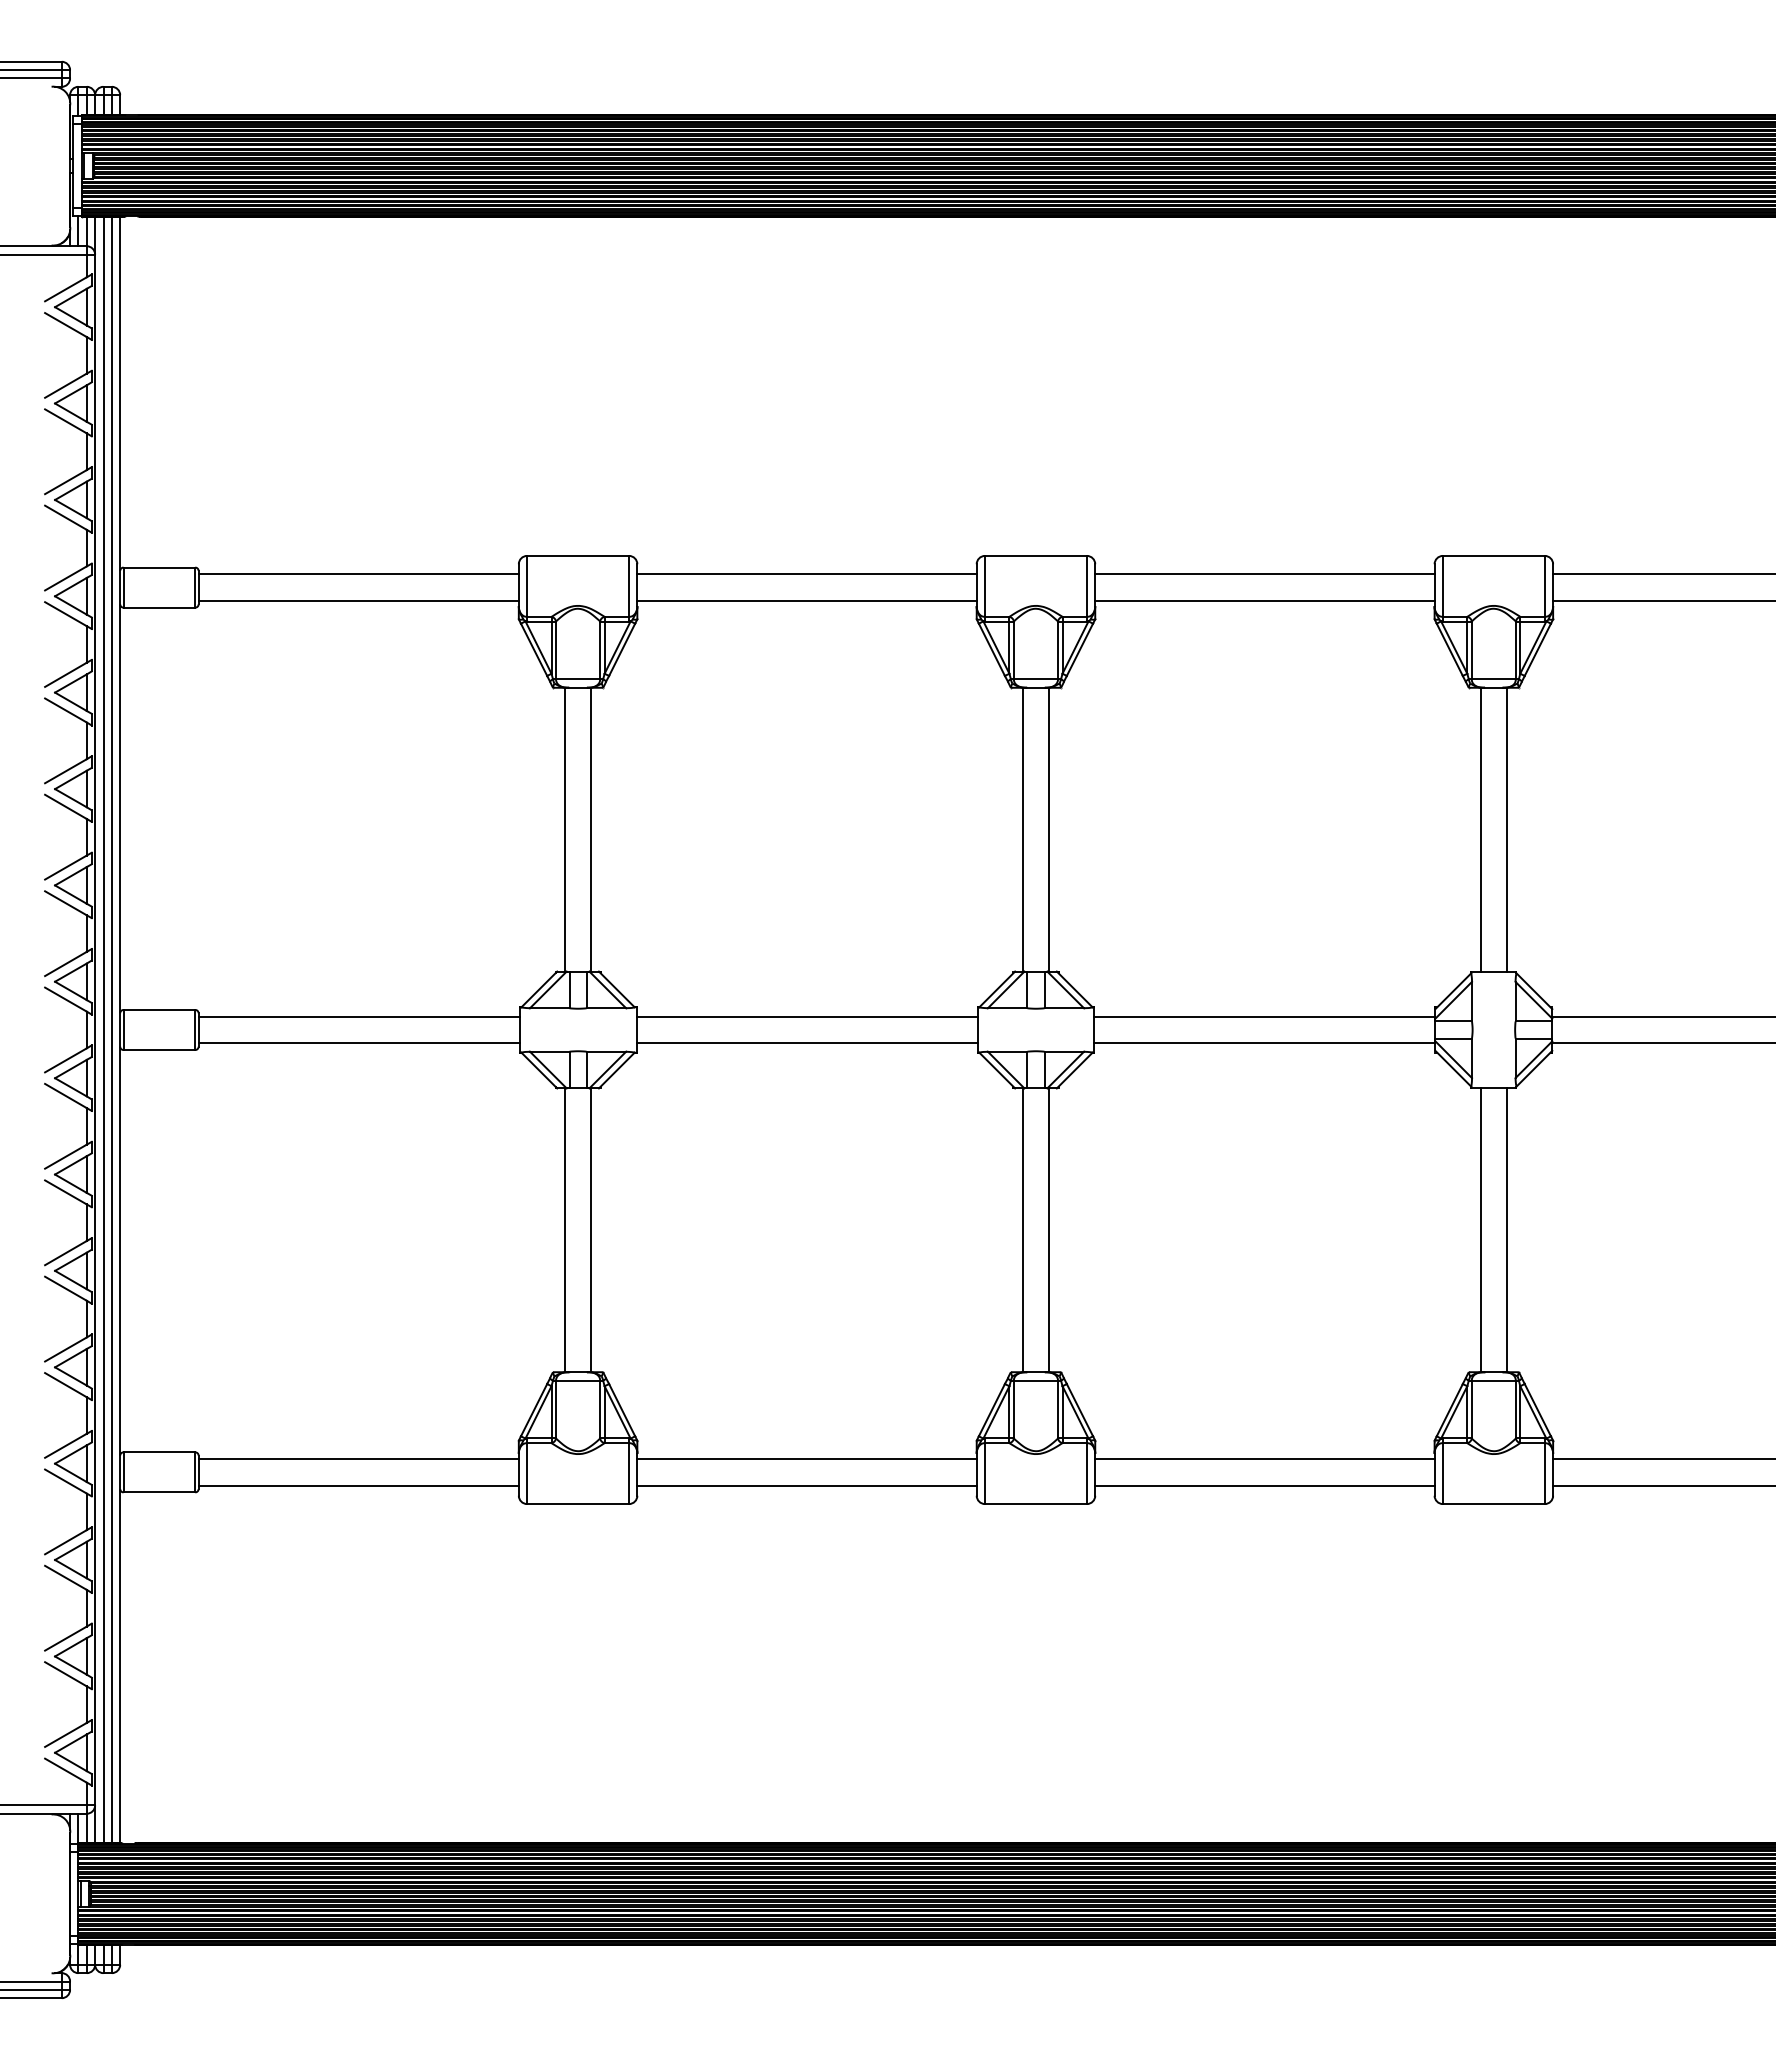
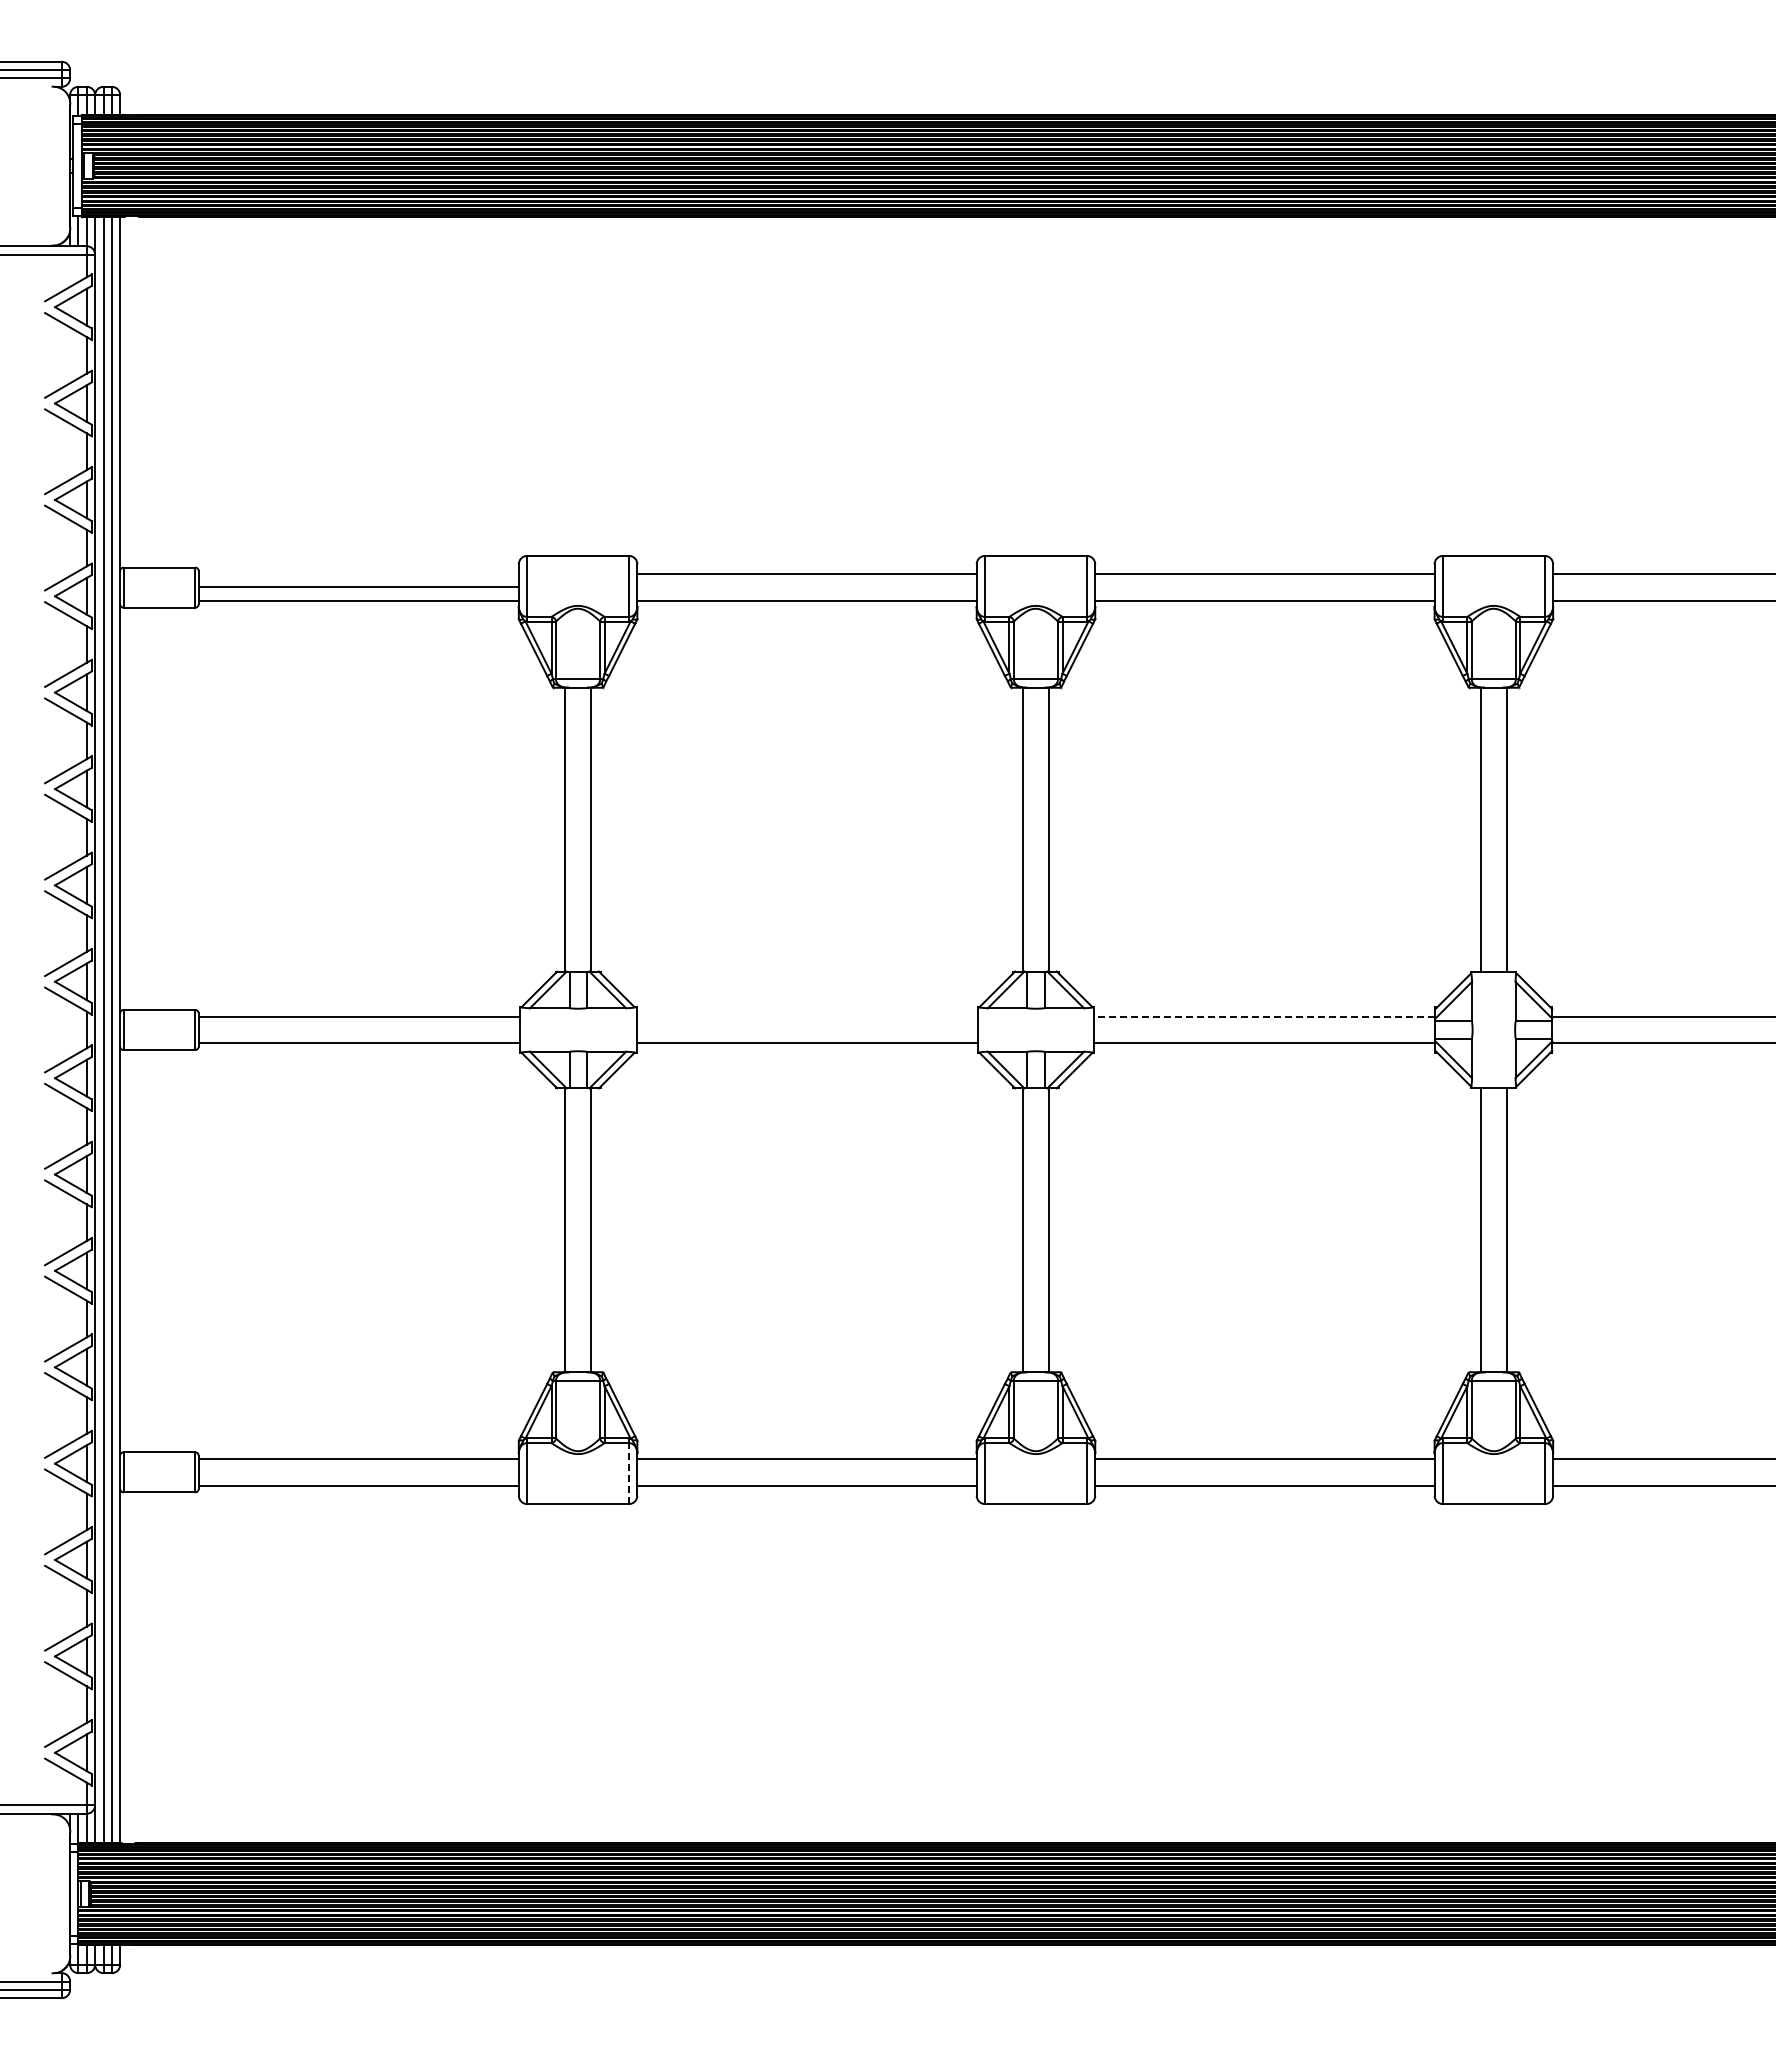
line position: (358, 574) -> (358, 587) (358, 587)
line: present -> none (806, 1016)
line: solid -> dashed (1264, 1016)
line: solid -> dashed (629, 1473)
